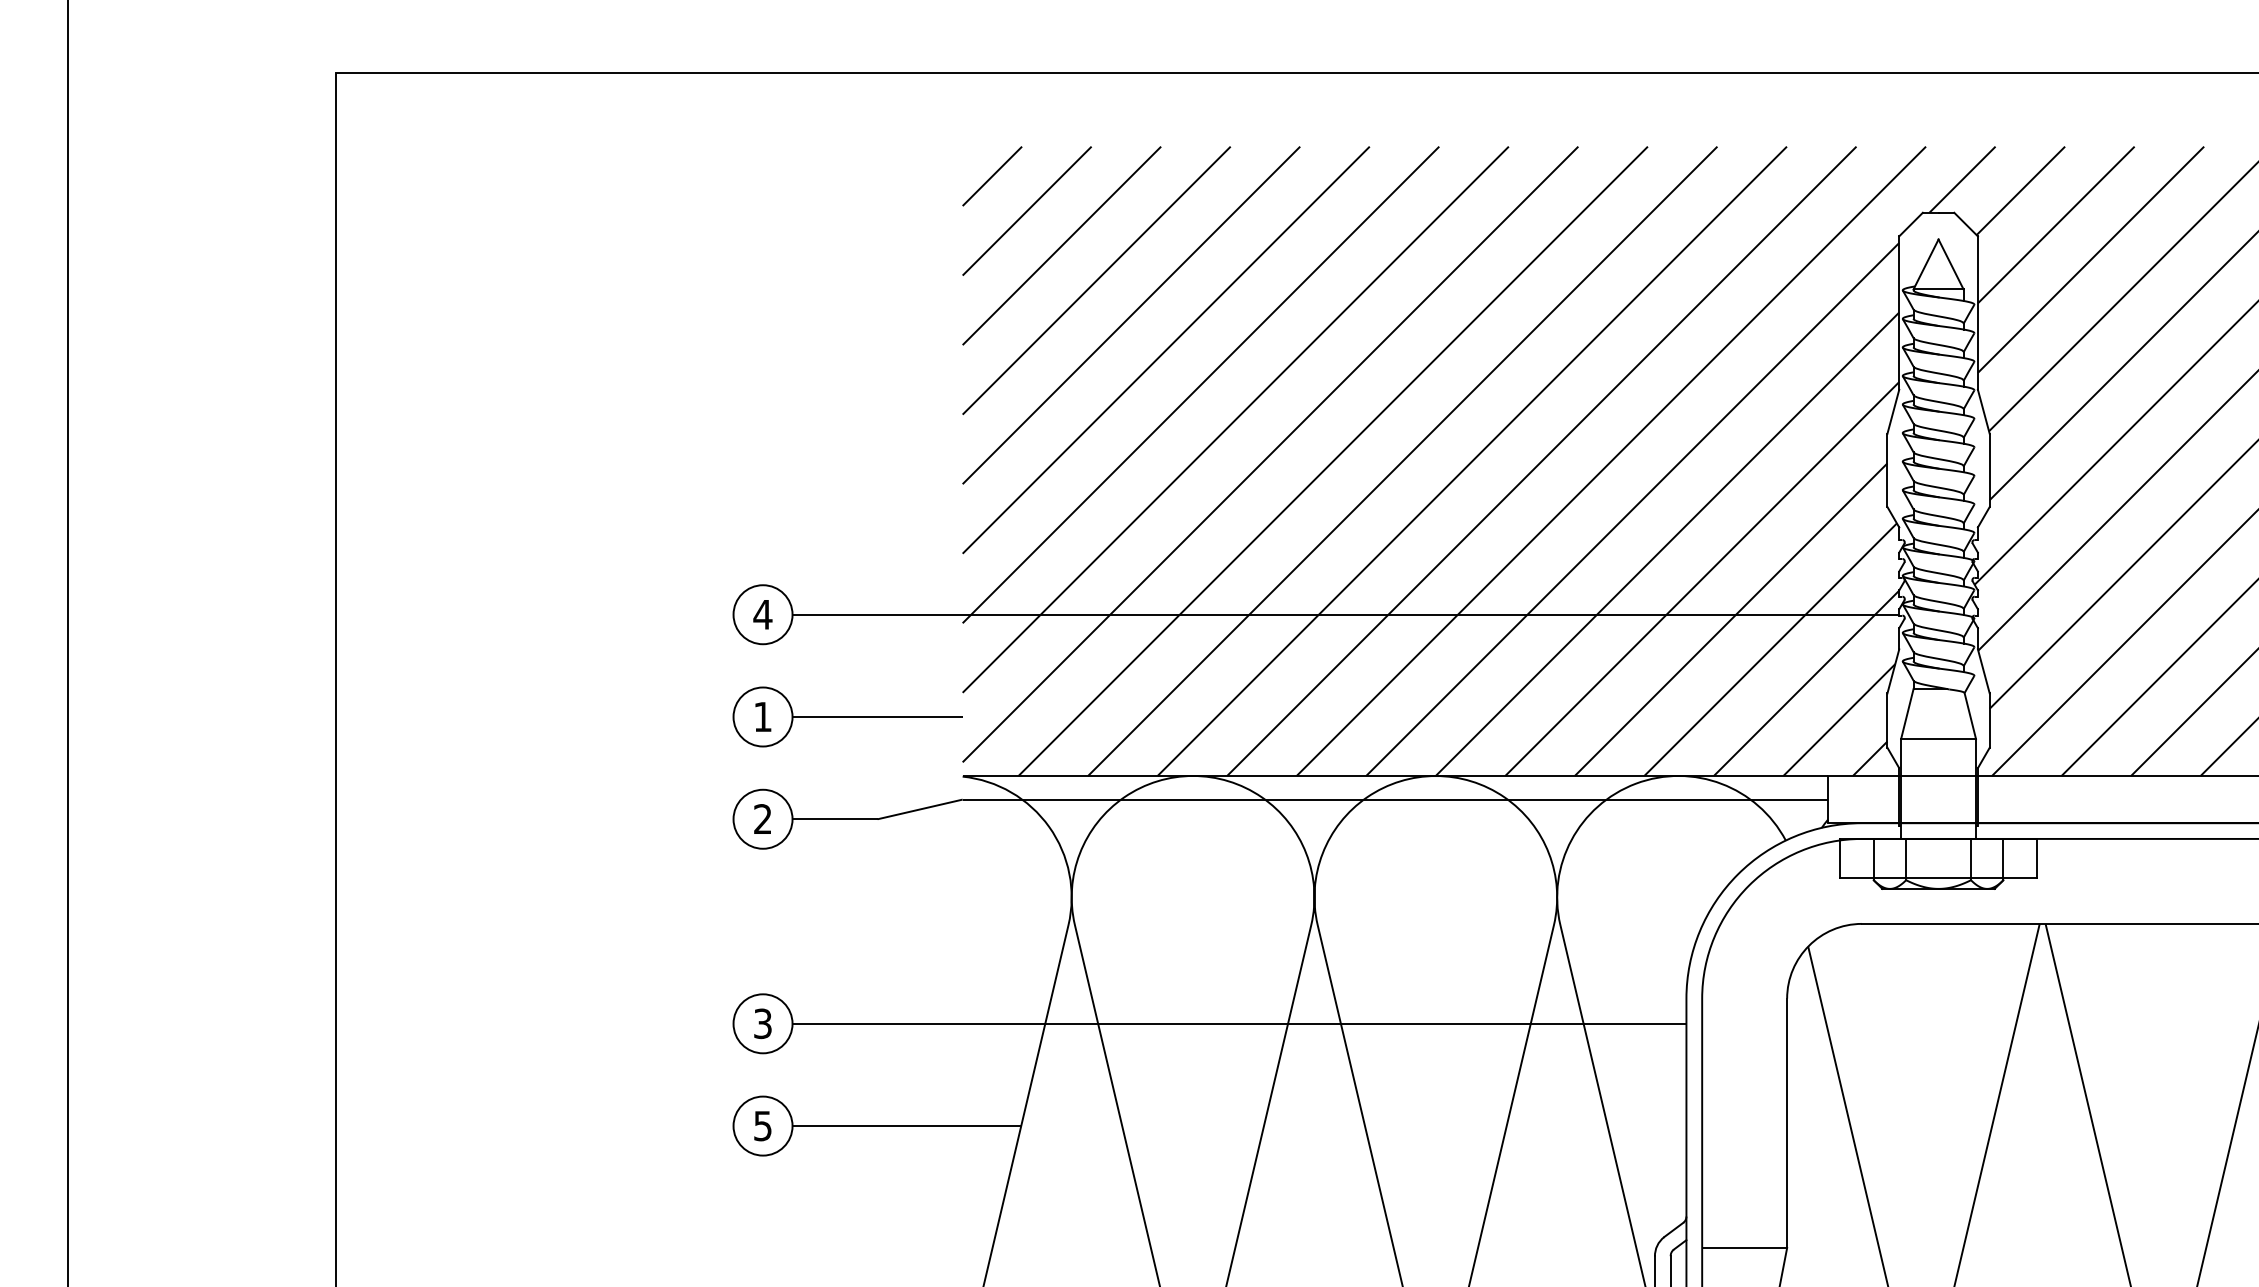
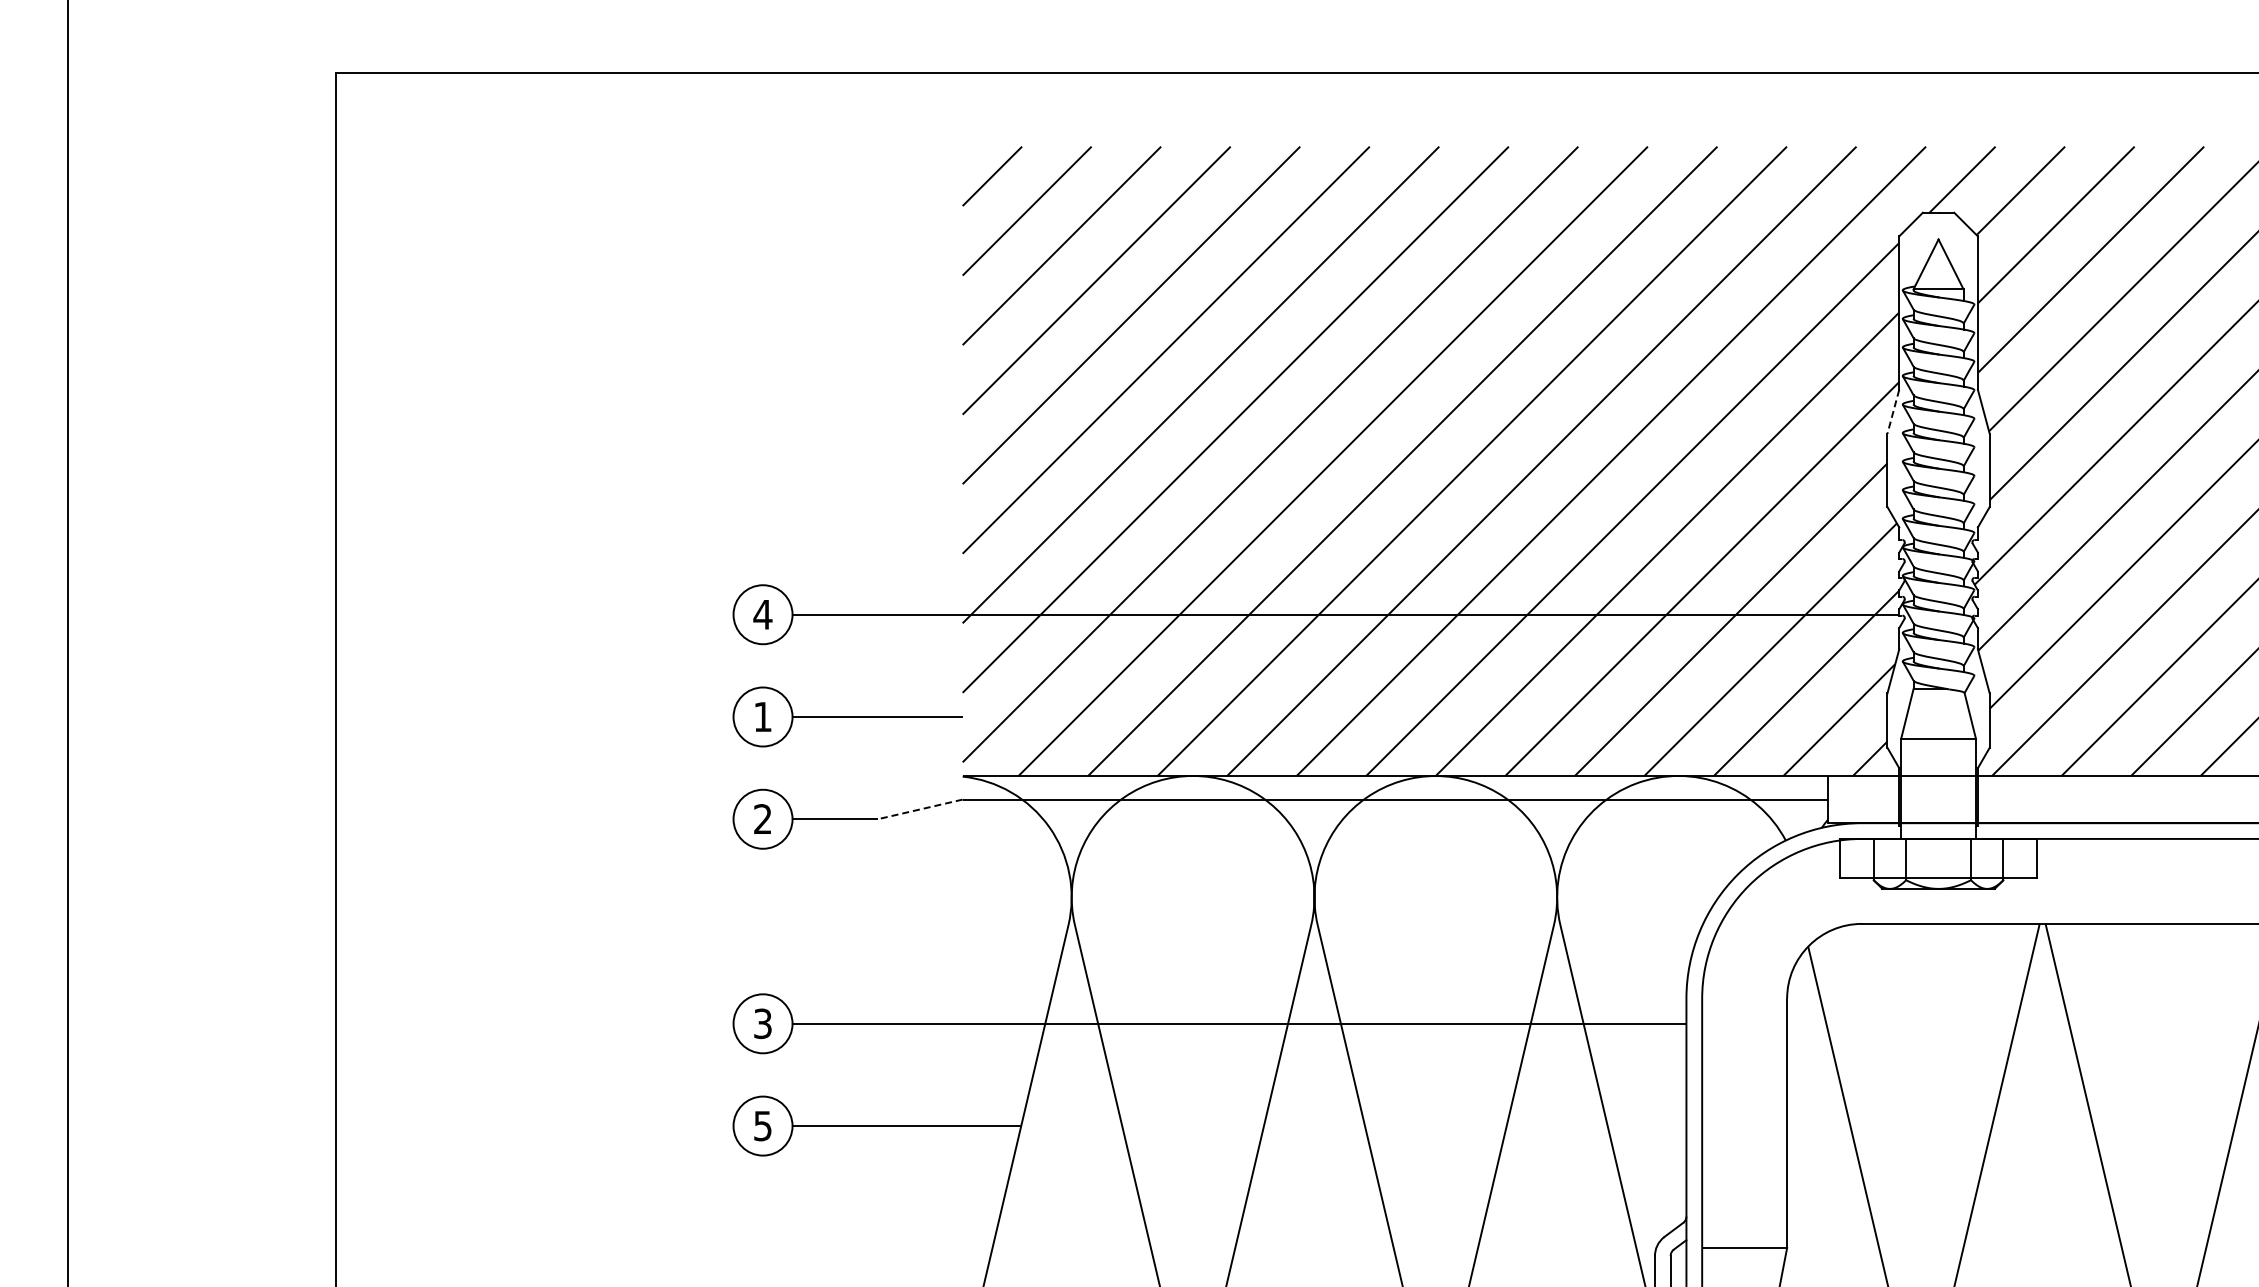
line: solid -> dashed (1893, 411)
line: solid -> dashed (920, 809)
